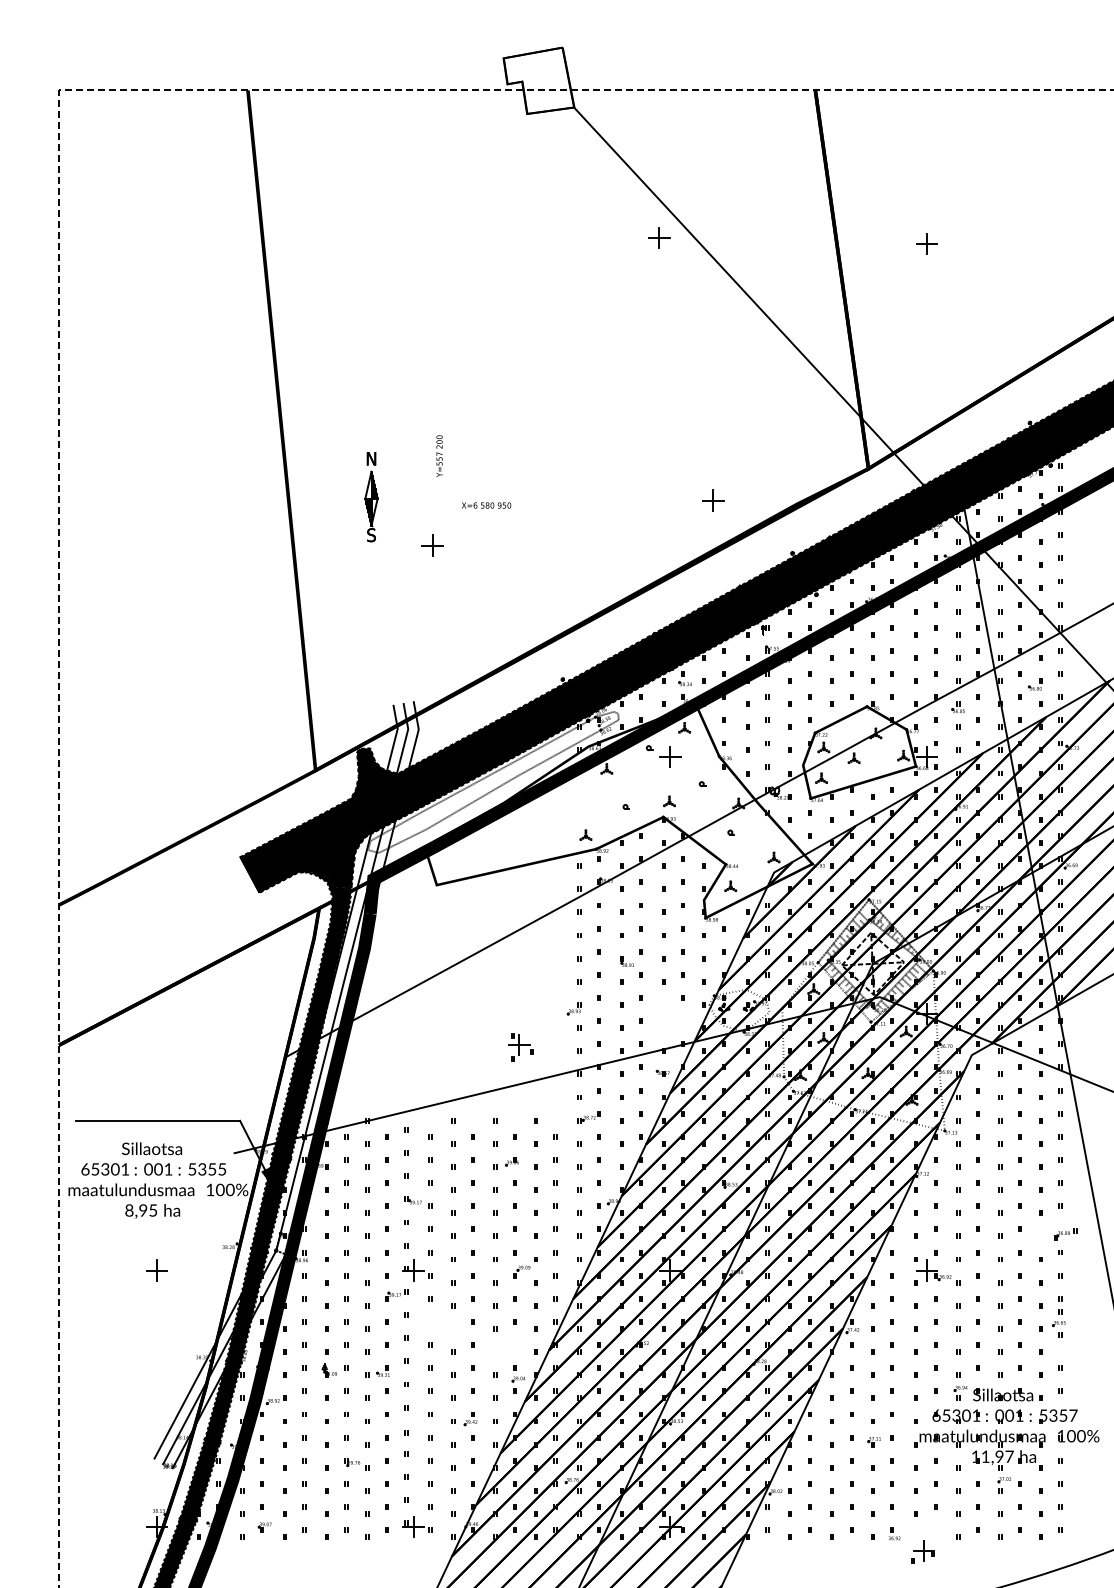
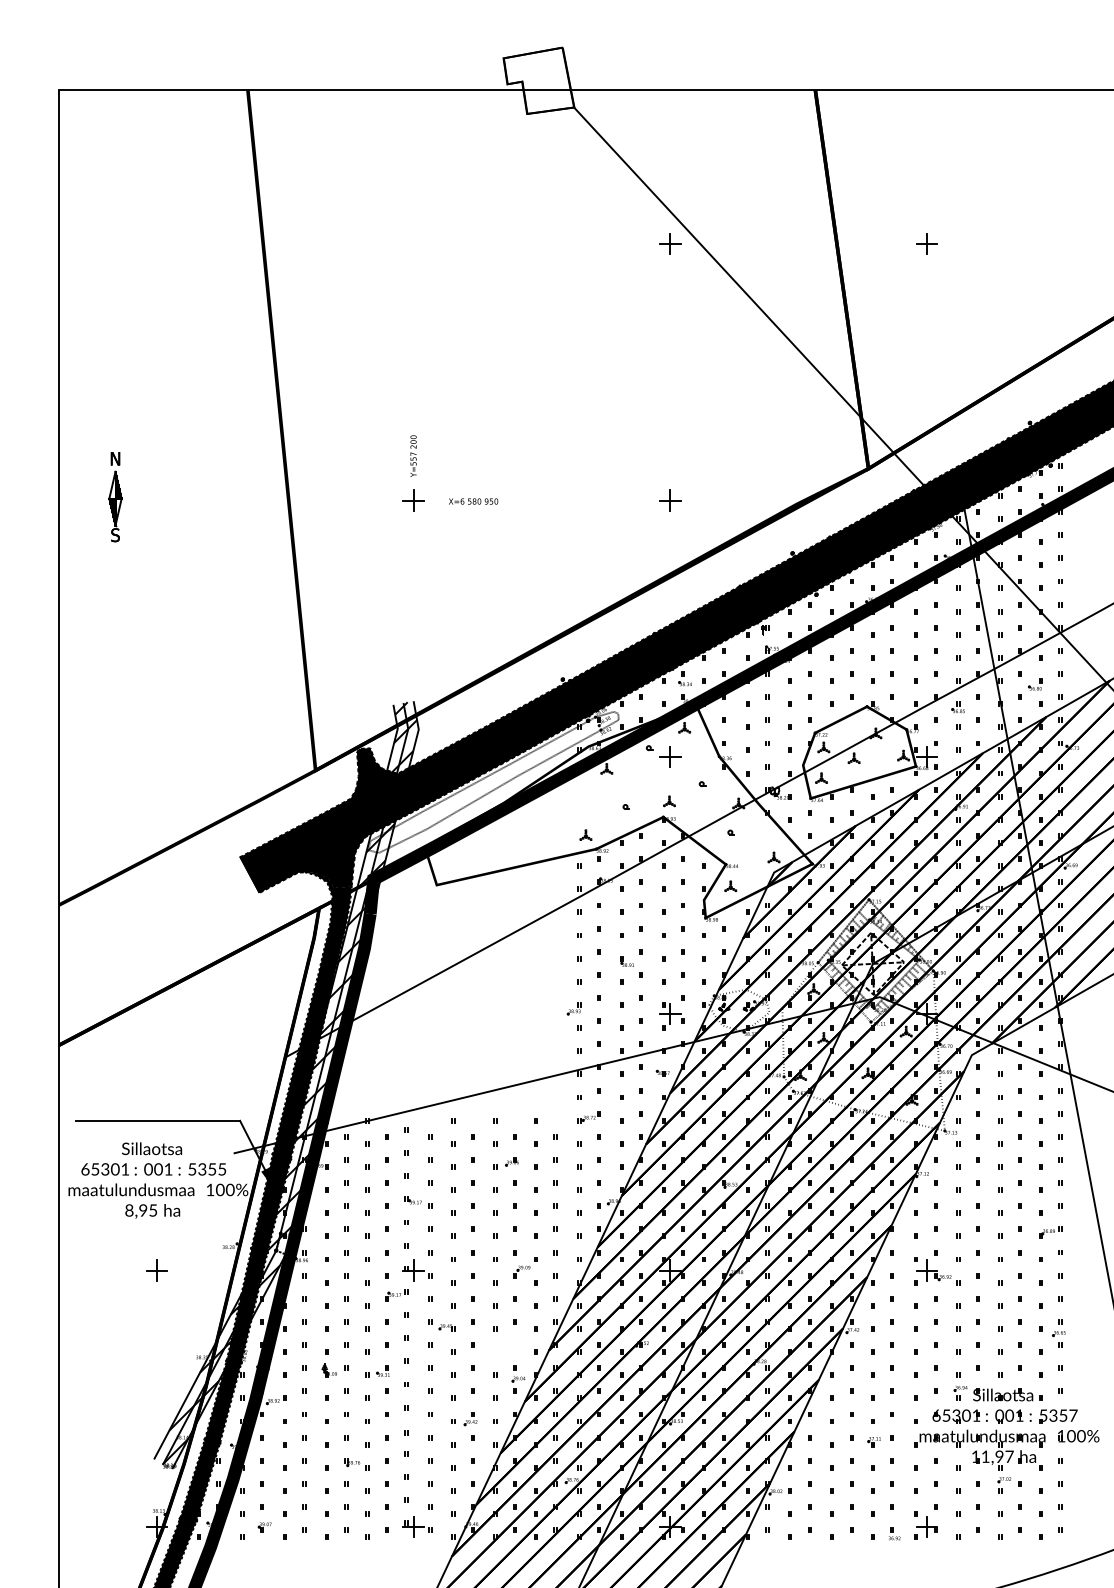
part position: (659, 237) -> (670, 243) (670, 243)
line: dashed -> solid (59, 310)
text position: (439, 455) -> (413, 455) (413, 455)
part position: (371, 497) -> (115, 497) (115, 497)
part position: (713, 500) -> (670, 500) (670, 500)
text position: (486, 505) -> (473, 501) (473, 501)
part position: (432, 545) -> (413, 500) (413, 500)
part position: (520, 1047) -> (671, 1016) (671, 1016)
hatch: none -> present (290, 1083)
part position: (1065, 1234) -> (1050, 1232) (1050, 1232)
part position: (1058, 1323) -> (1058, 1333) (1058, 1333)
part: none -> present (441, 1325)
part position: (922, 1551) -> (925, 1527) (925, 1527)
